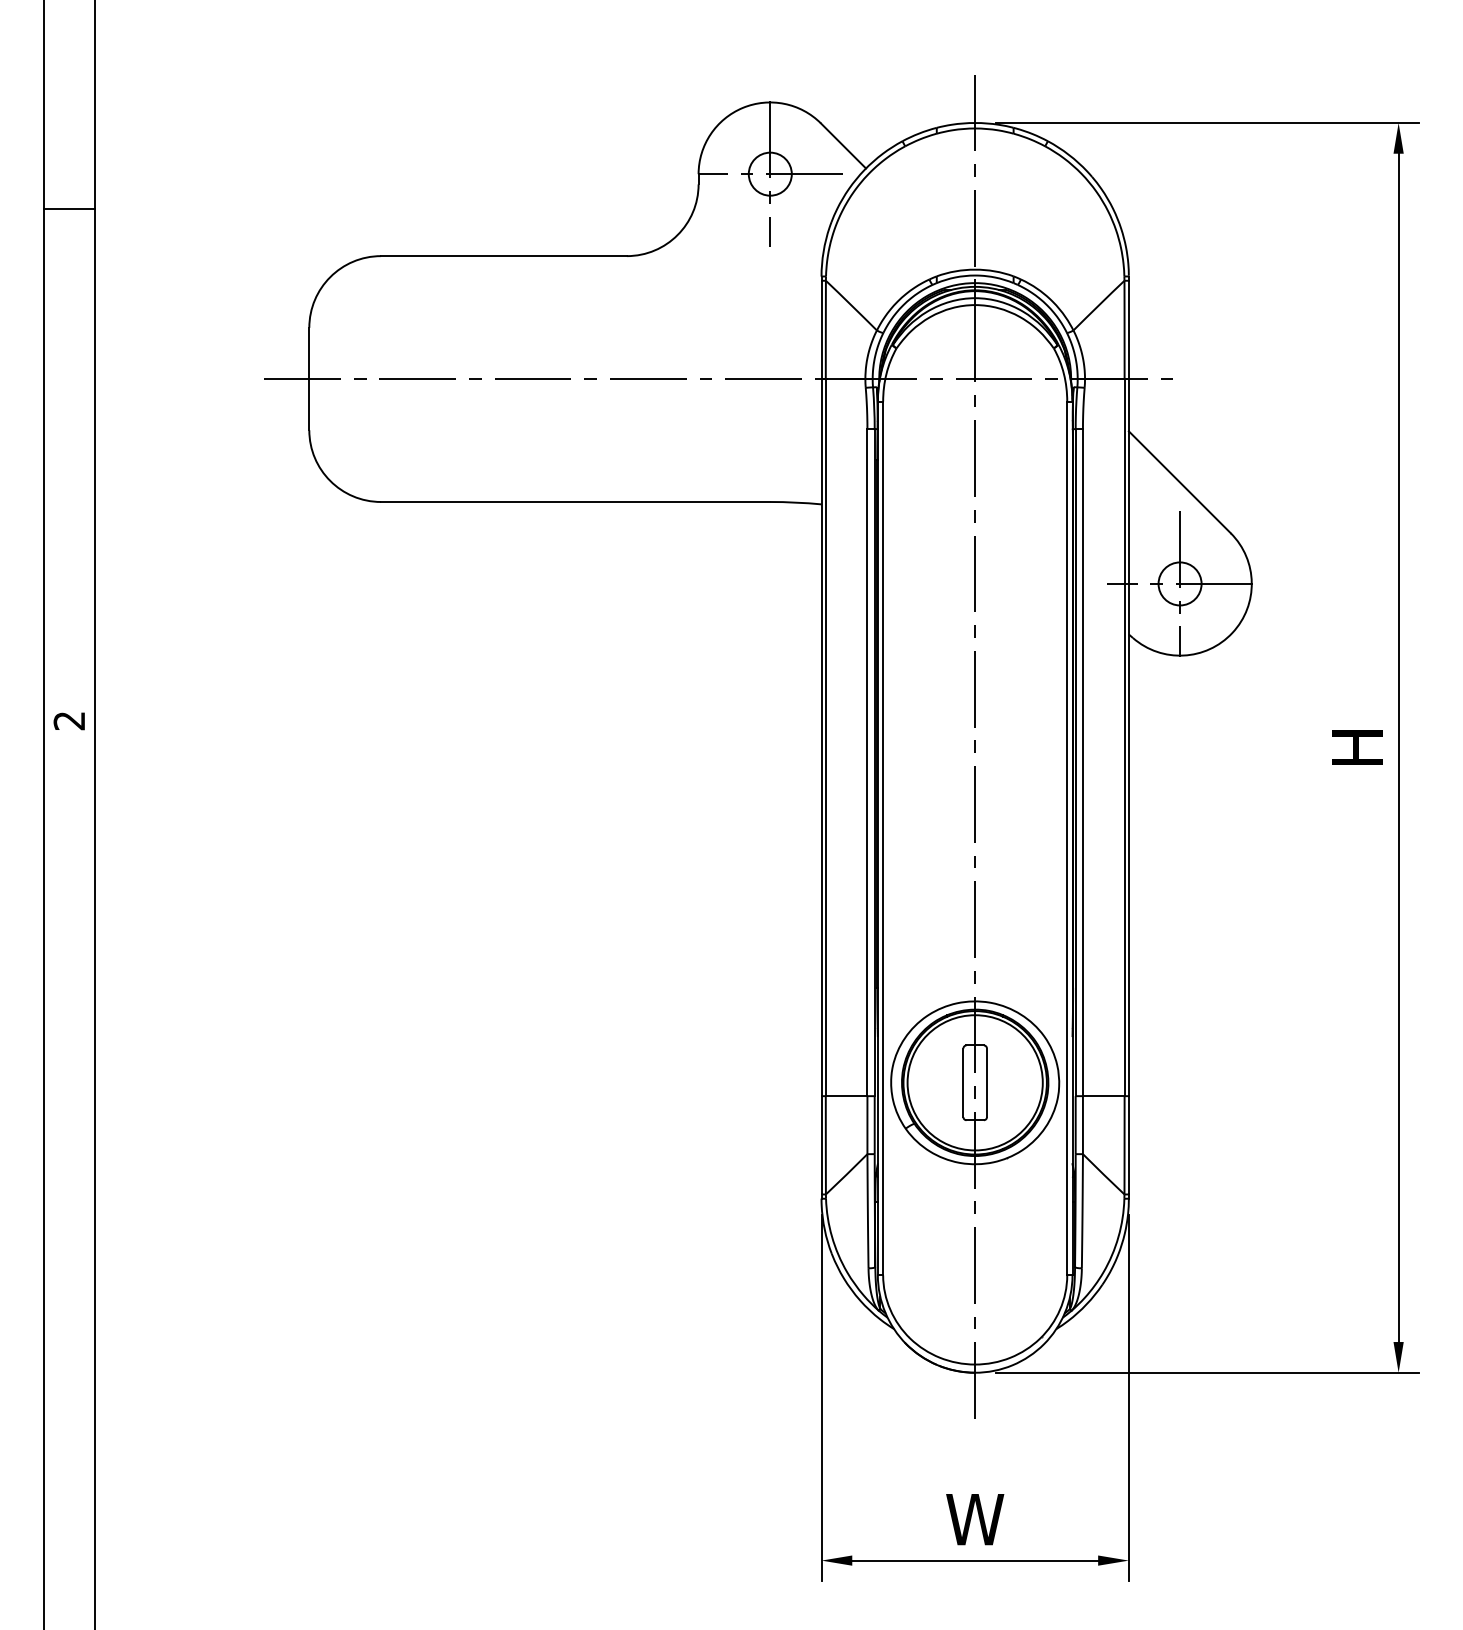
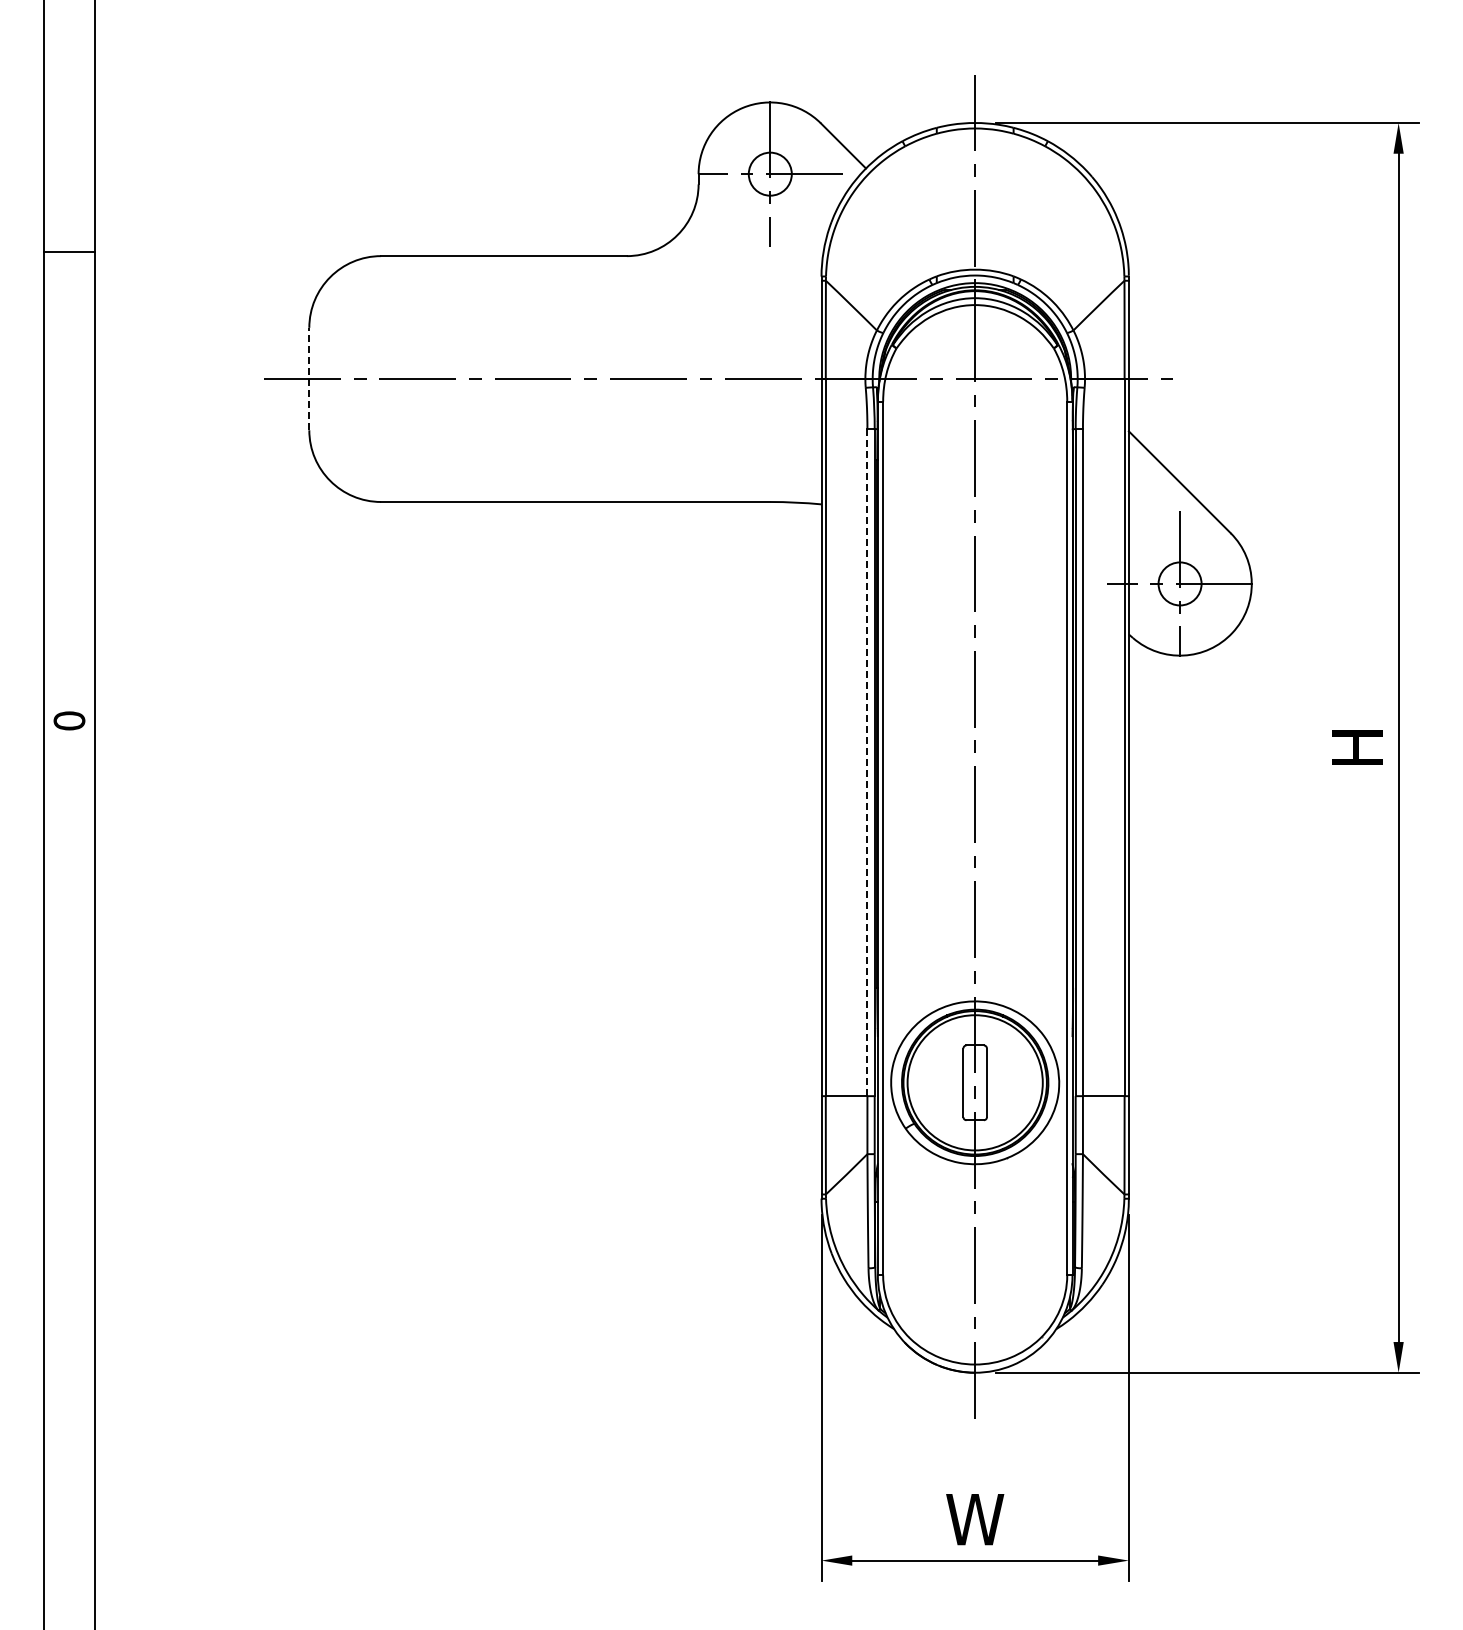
line position: (69, 208) -> (69, 251) (69, 251)
line: solid -> dashed (309, 378)
text: 2 -> 0 (69, 720)
line: solid -> dashed (867, 763)
